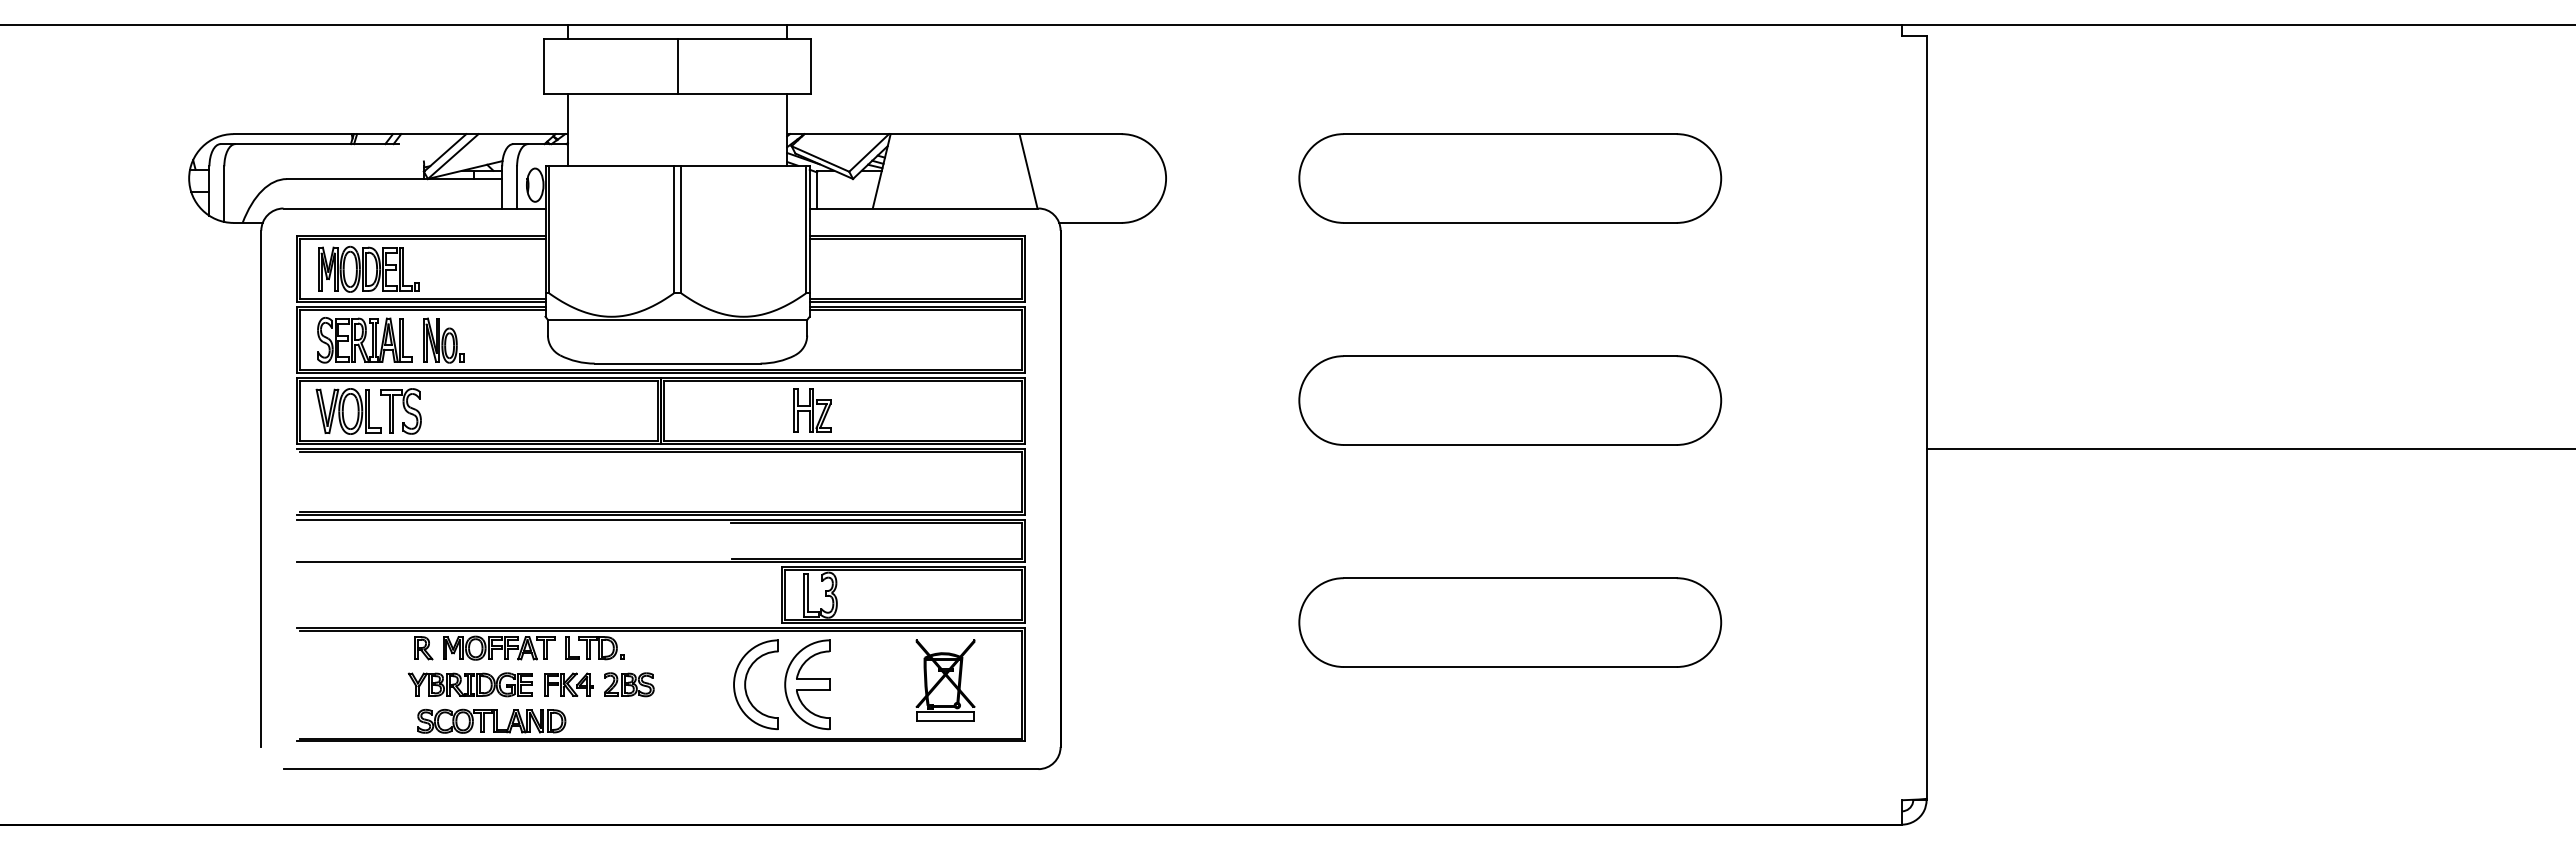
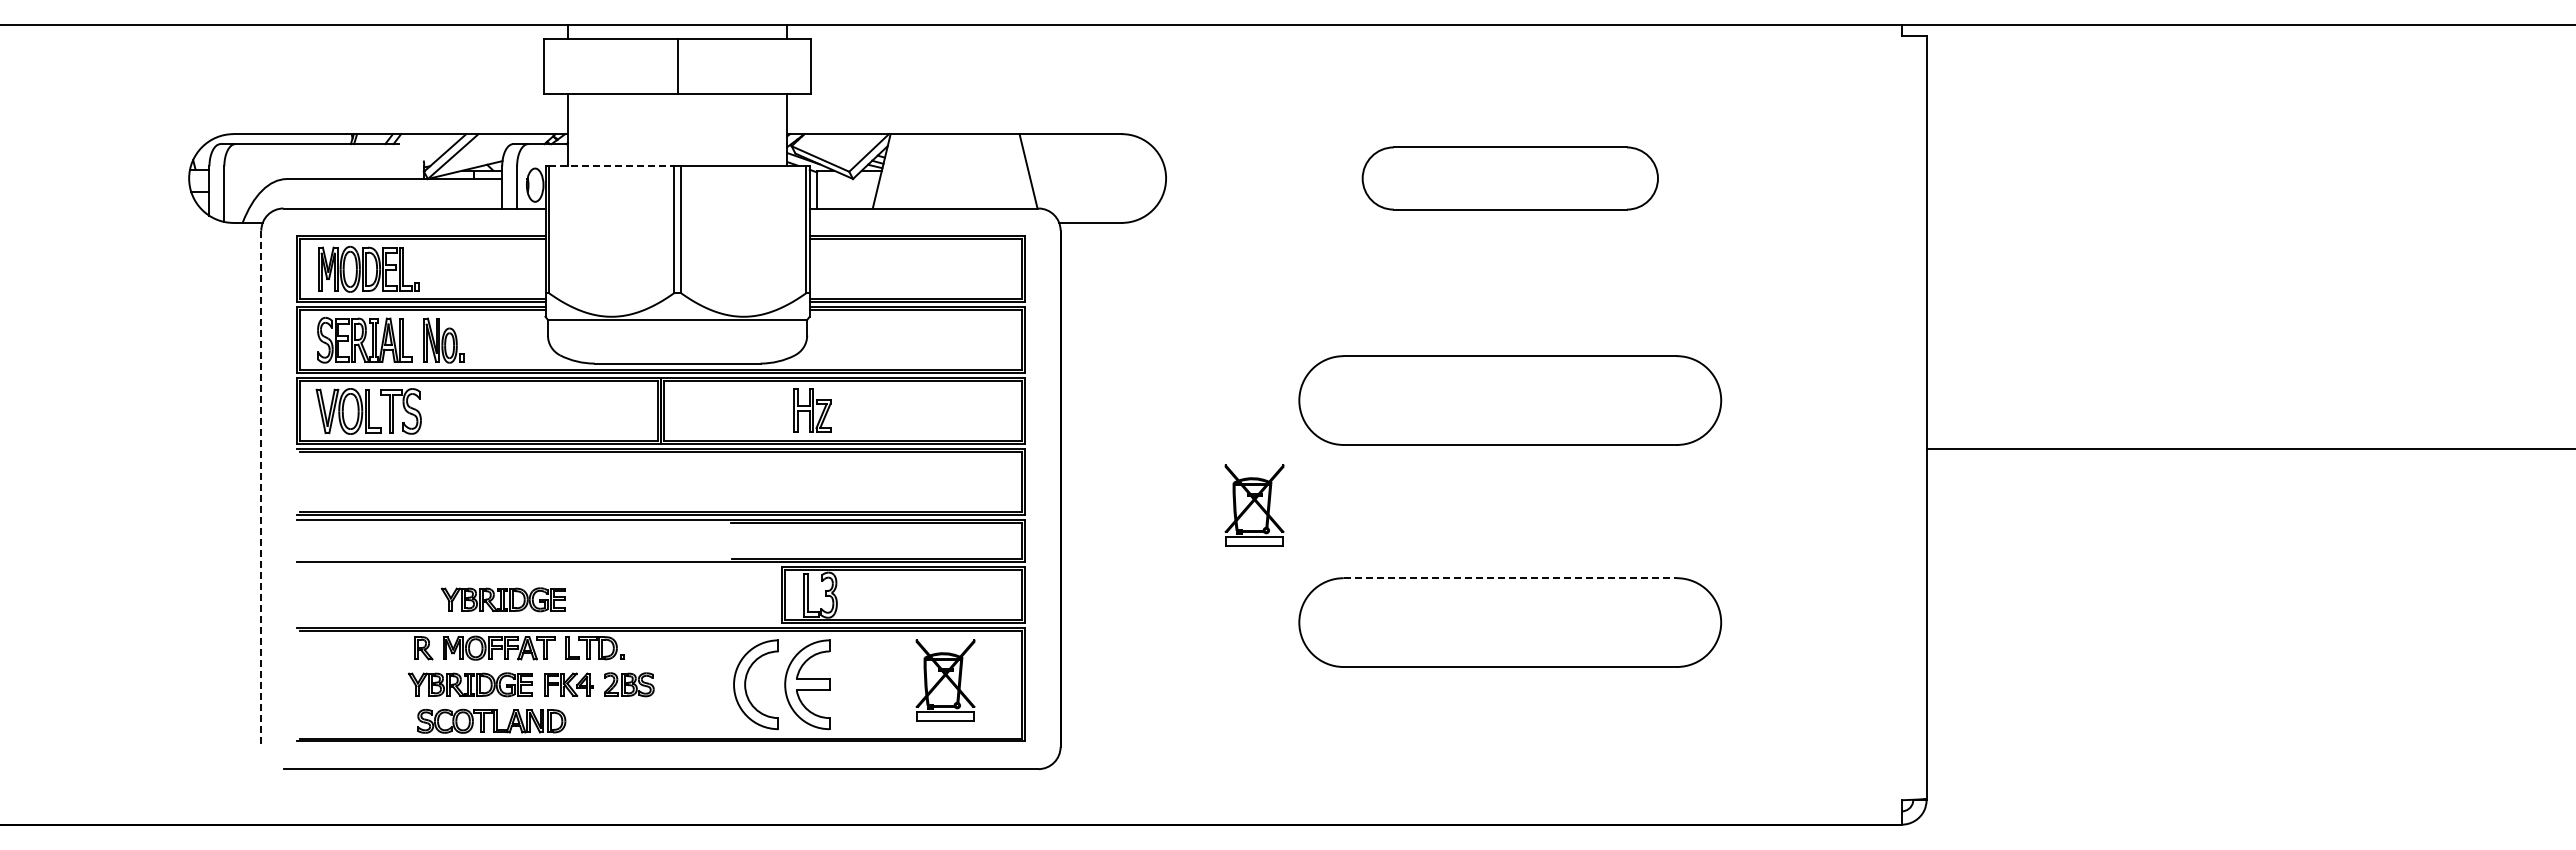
line: solid -> dashed (612, 165)
part size: 425x91 px -> 298x65 px (1509, 178)
line: solid -> dashed (261, 489)
part: none -> present (1254, 505)
line: solid -> dashed (1510, 578)
part: none -> present (502, 599)
